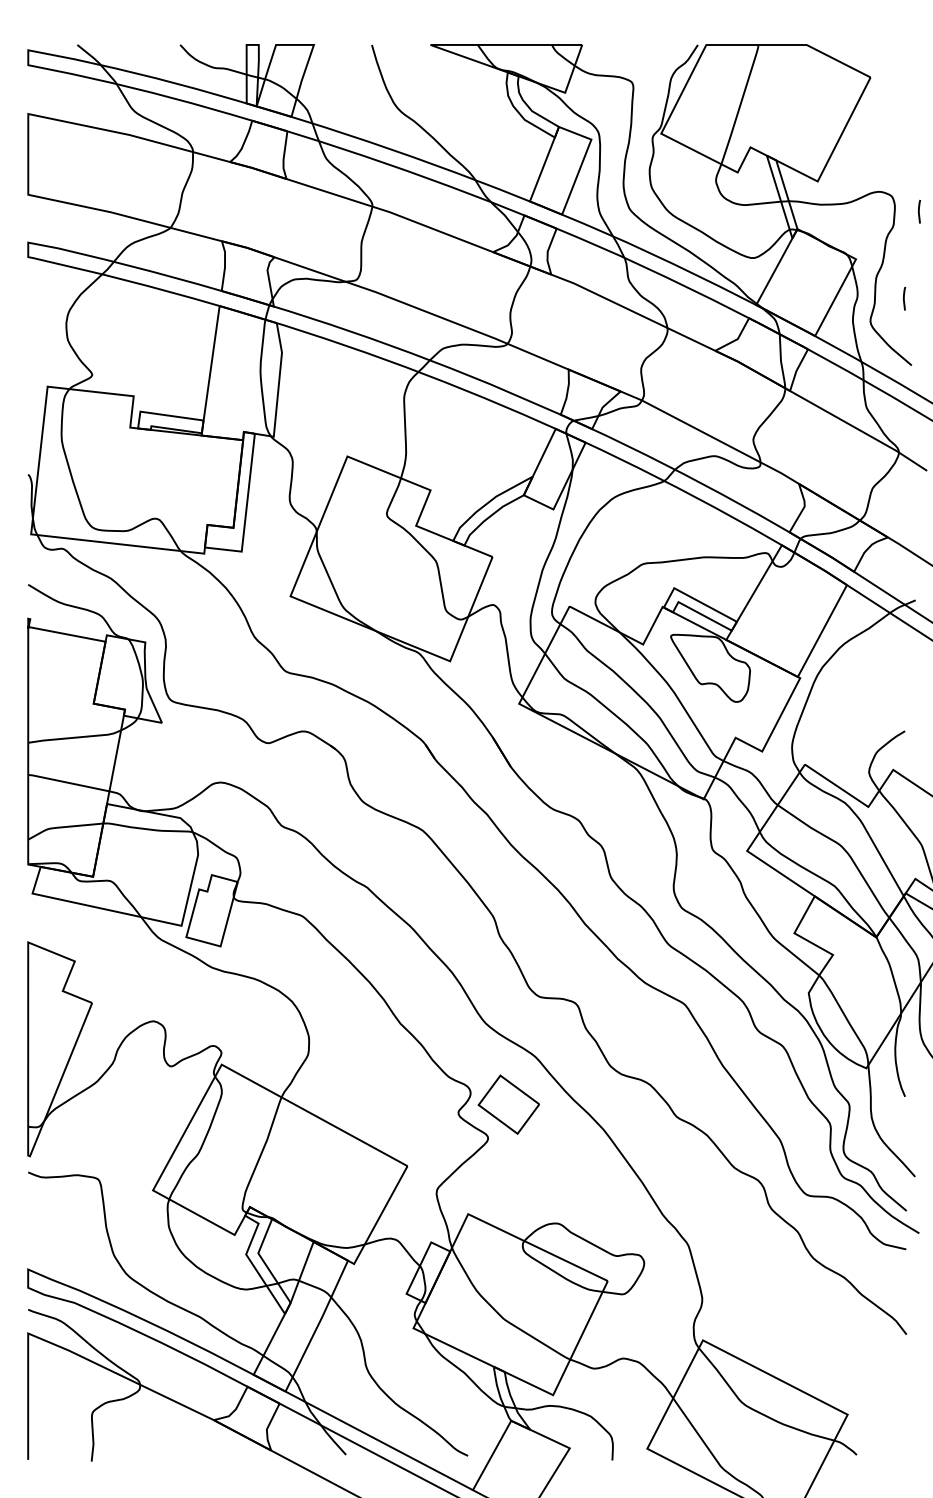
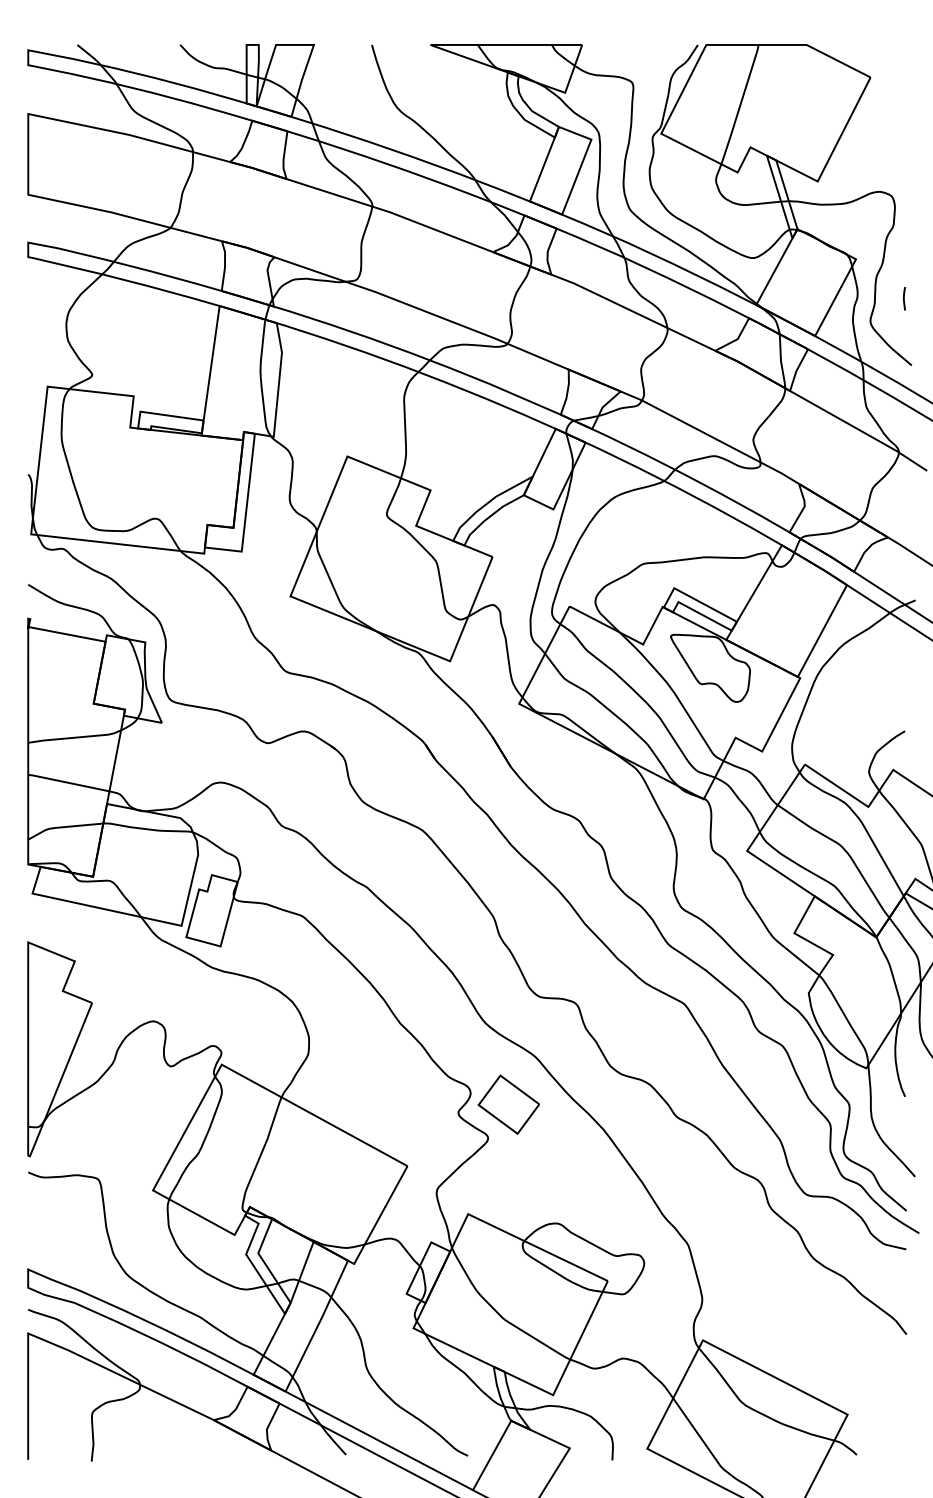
line: present -> none (919, 211)
